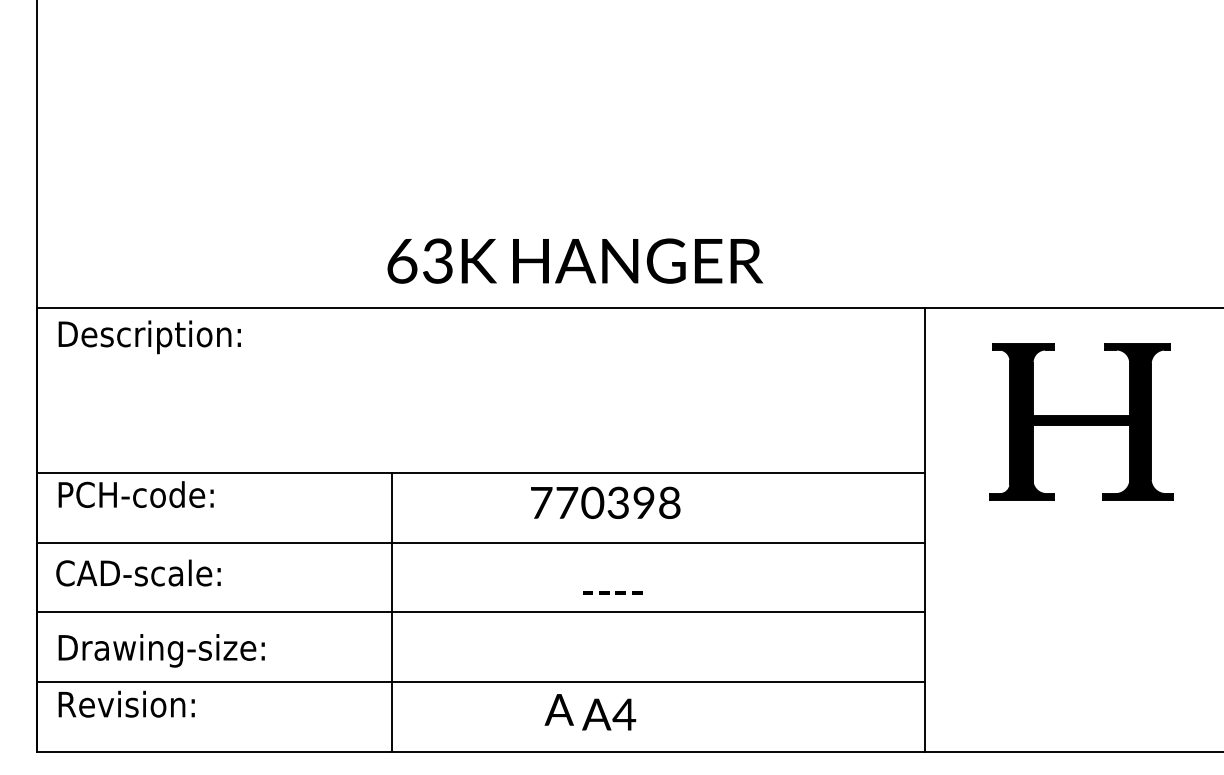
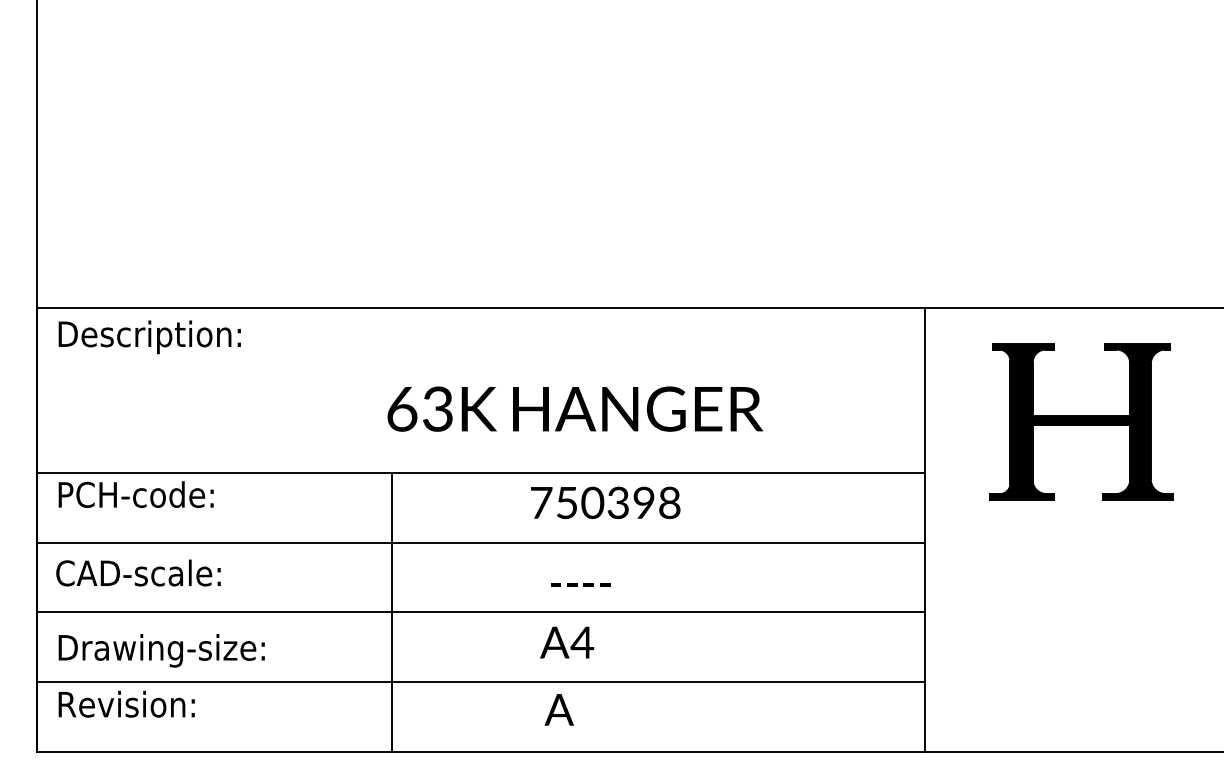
text position: (575, 260) -> (575, 408) (575, 408)
text: 770398 -> 750398 (567, 503)
text position: (612, 592) -> (580, 584) (580, 584)
text position: (609, 714) -> (567, 642) (567, 642)
